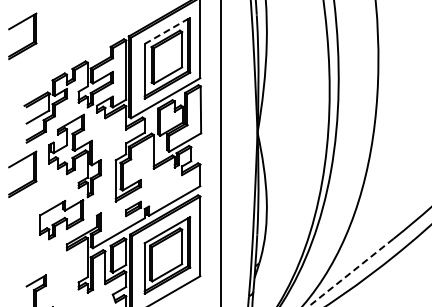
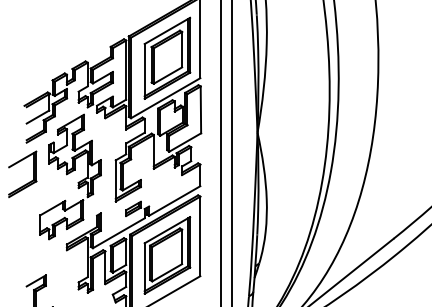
line: dashed -> solid (167, 30)
part: present -> none (27, 44)
line: none -> present (231, 152)
line: dashed -> solid (350, 273)
